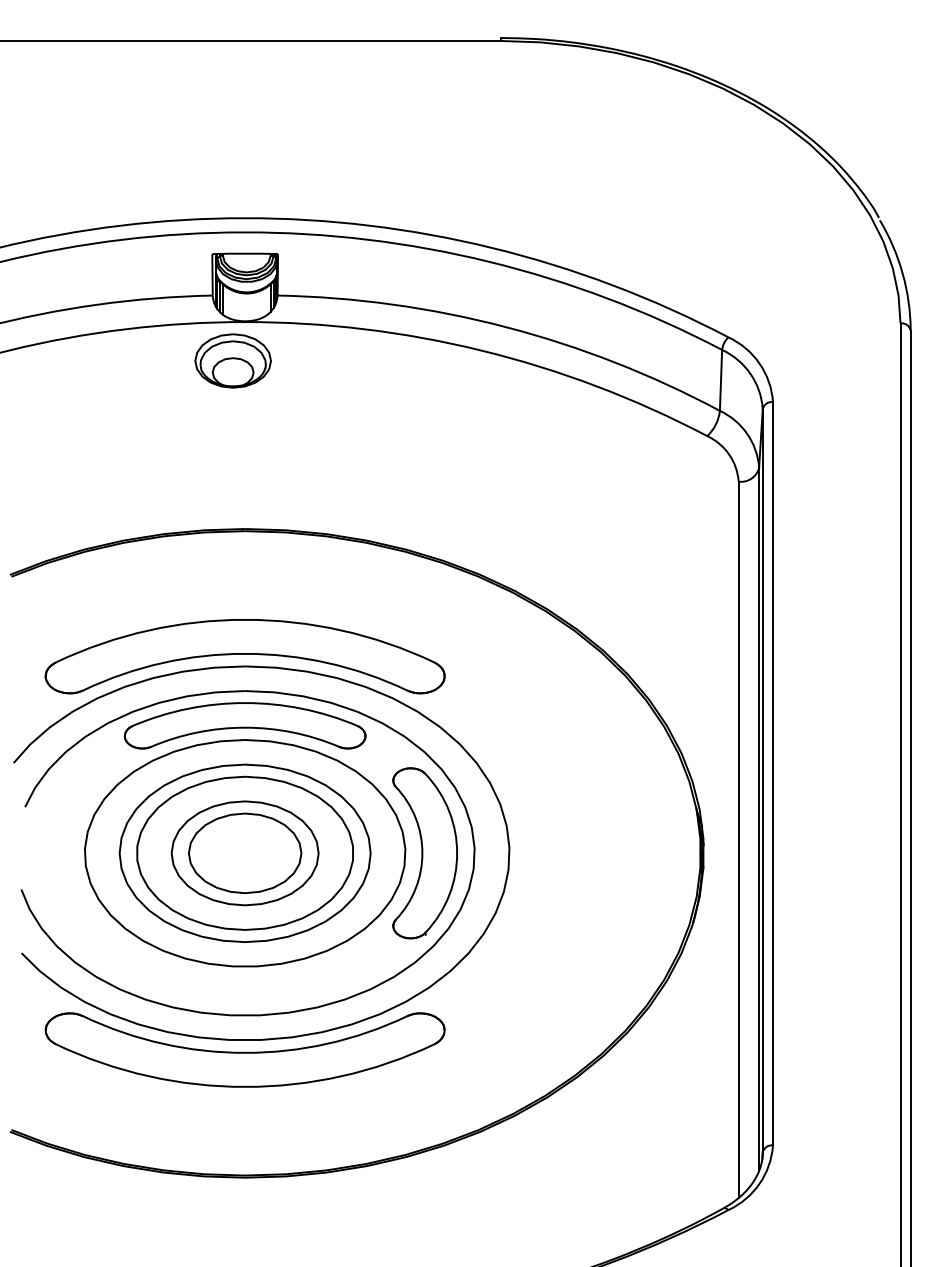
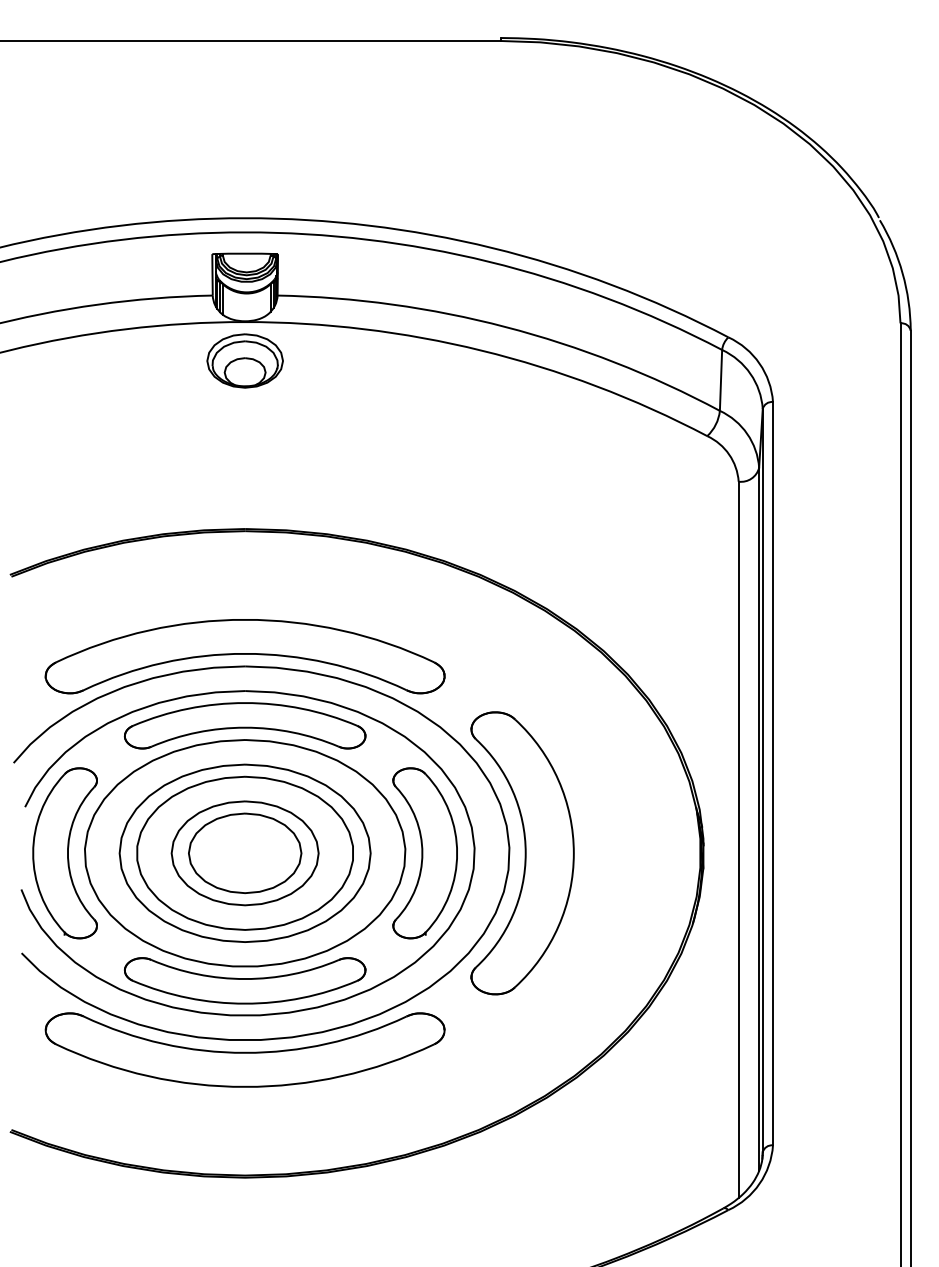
part position: (232, 360) -> (244, 360) (244, 360)
part: none -> present (64, 853)
part: none -> present (522, 853)
part: none -> present (245, 980)
